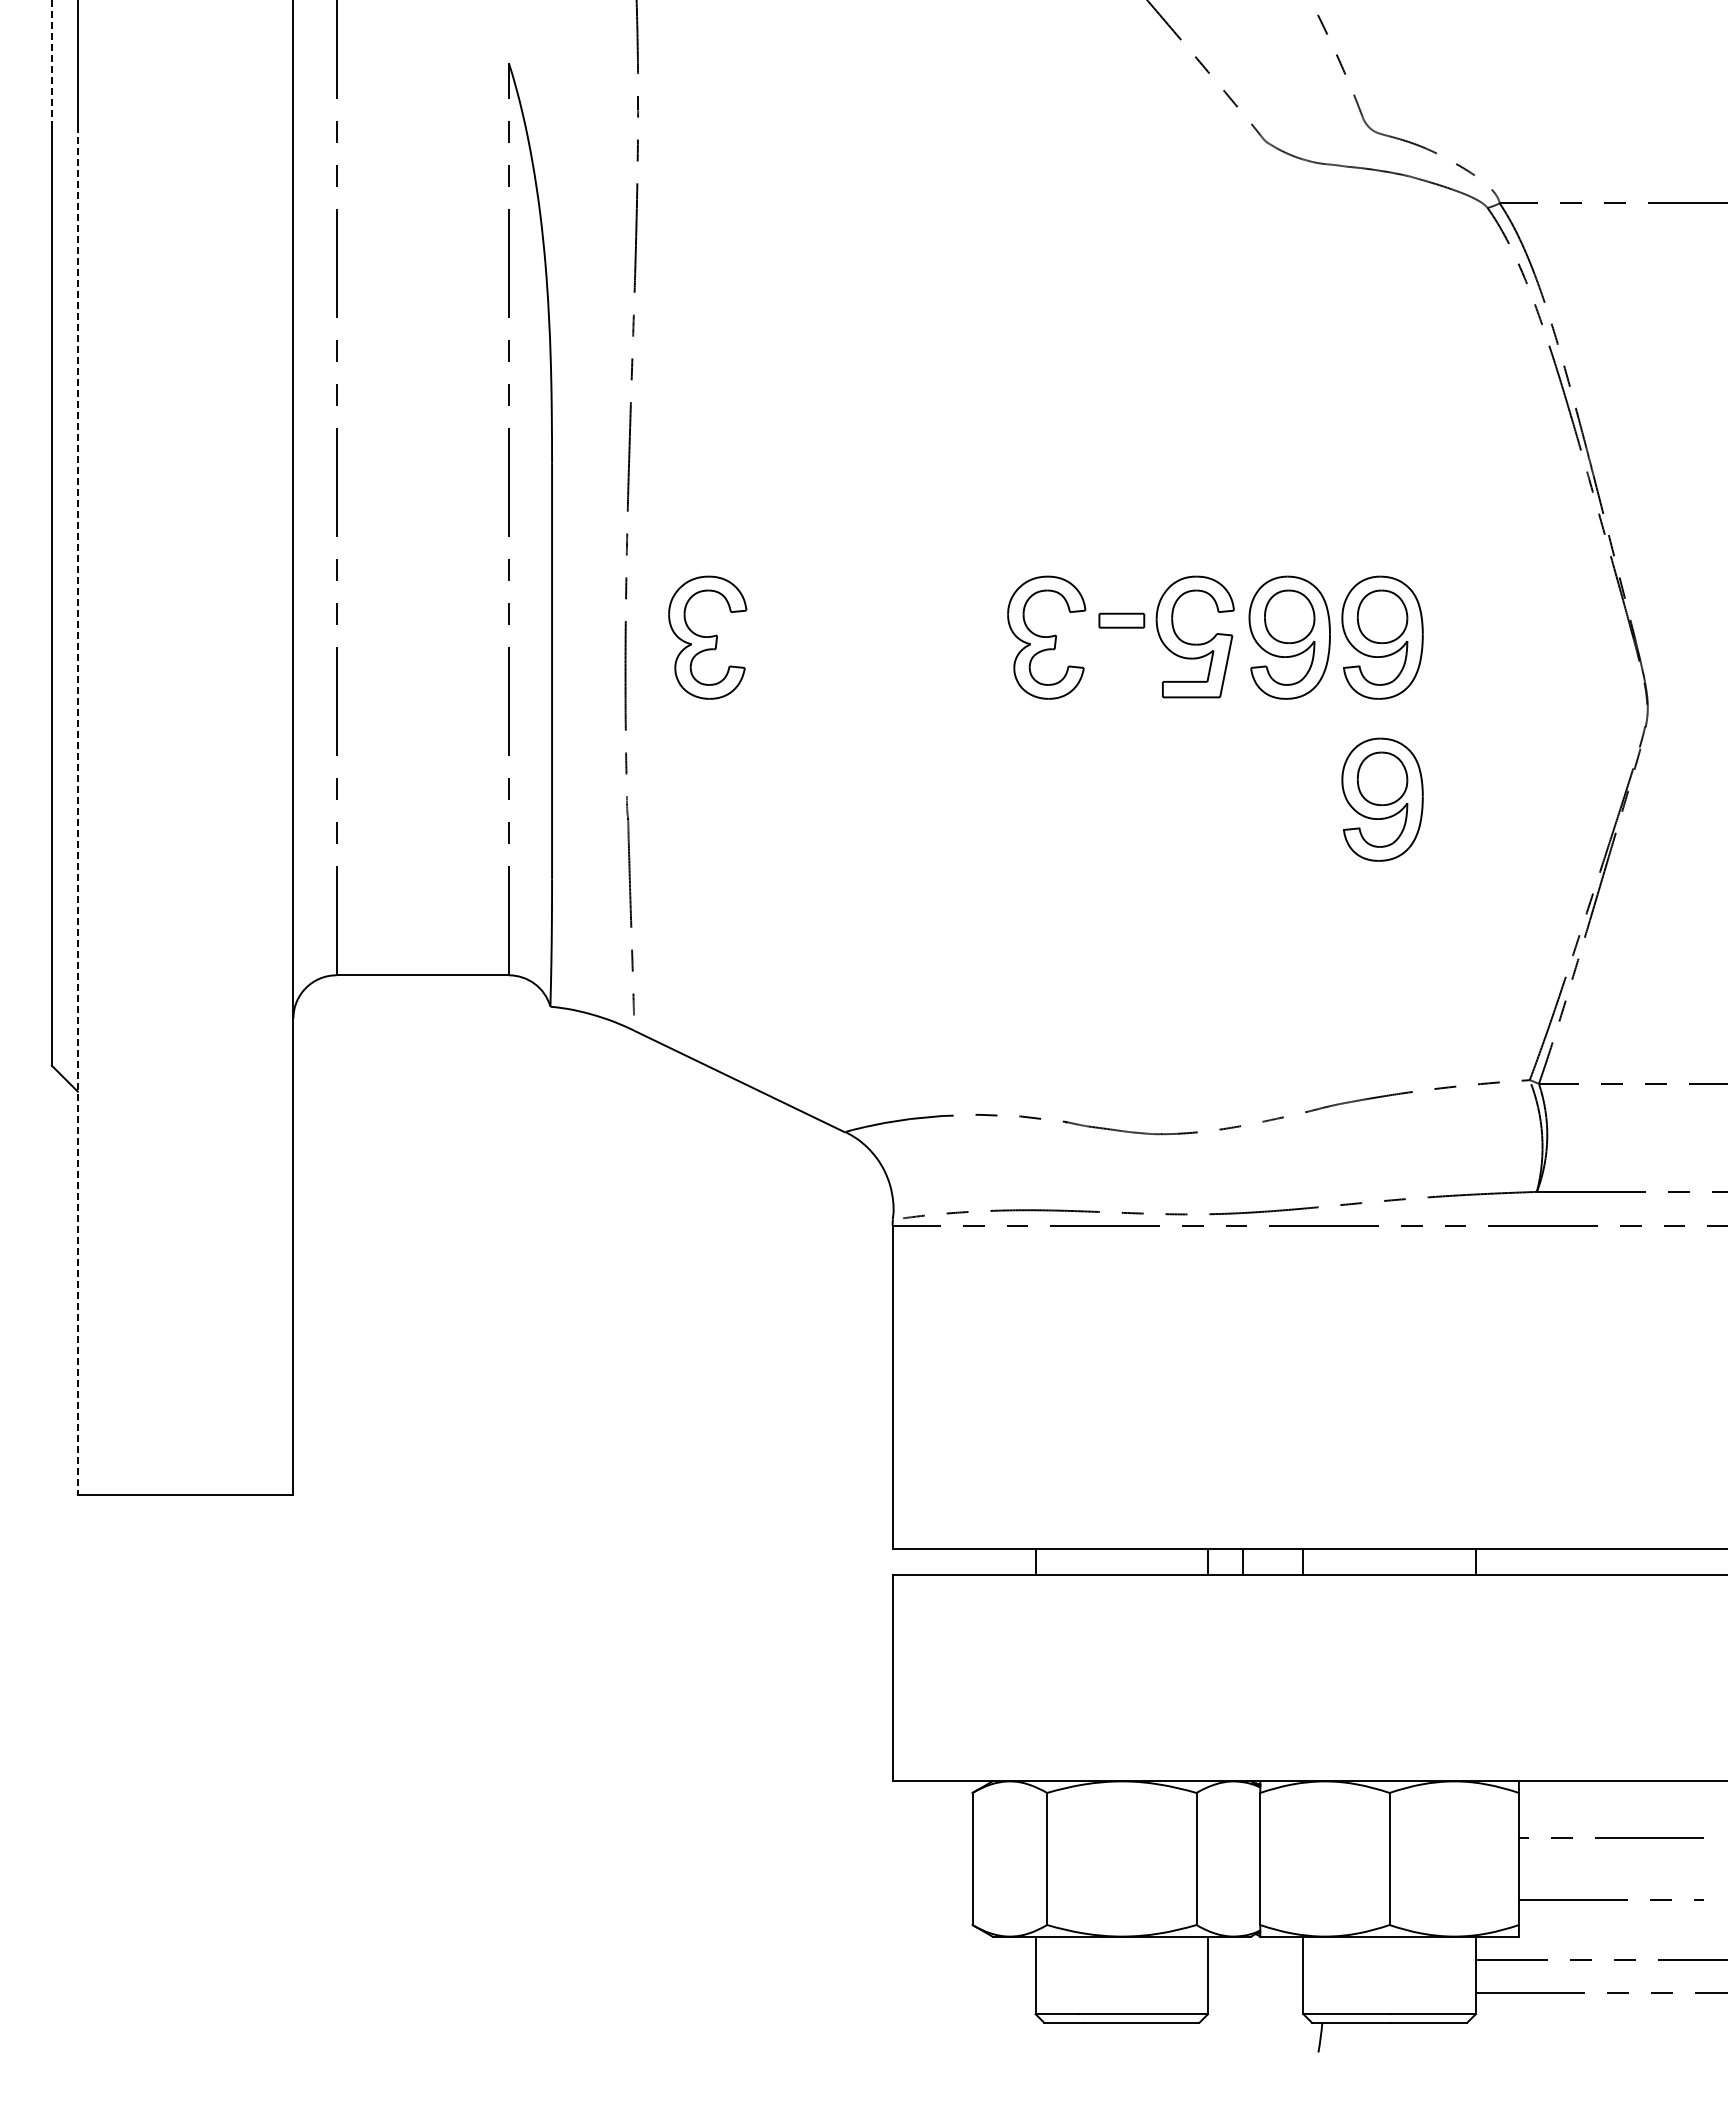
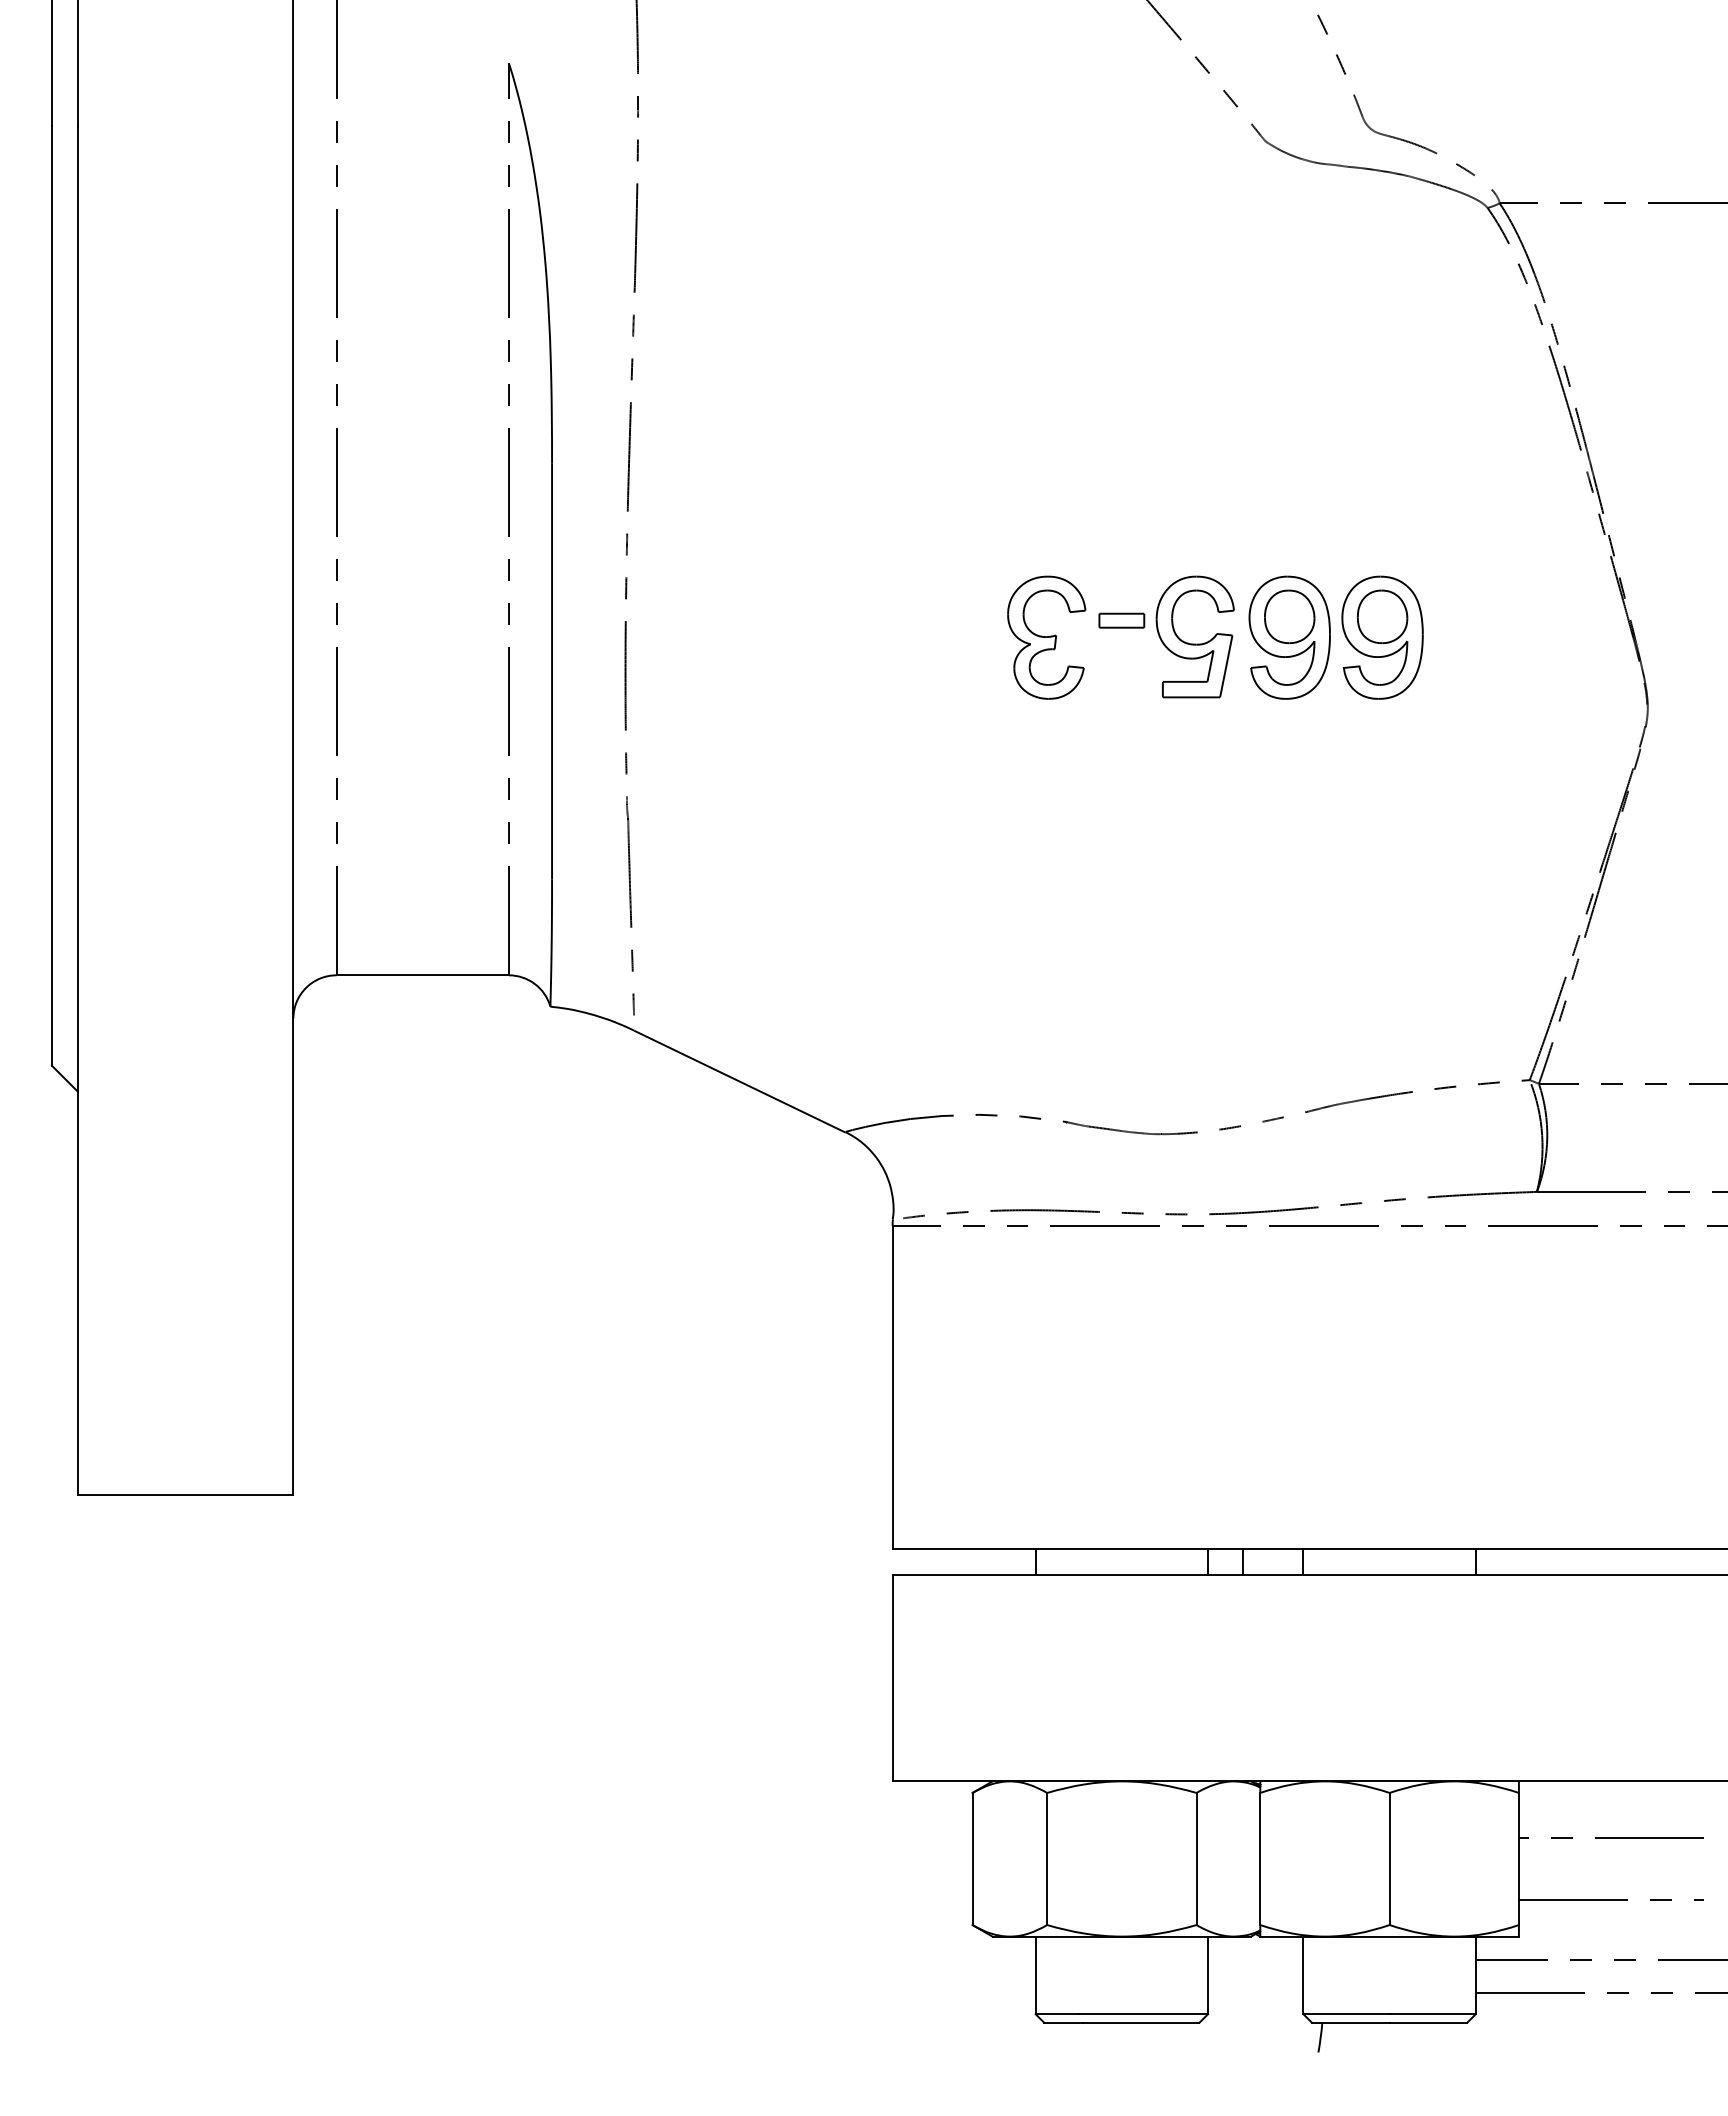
line: dashed -> solid (52, 63)
part: present -> none (707, 637)
part: present -> none (1382, 799)
line: dashed -> solid (77, 810)
